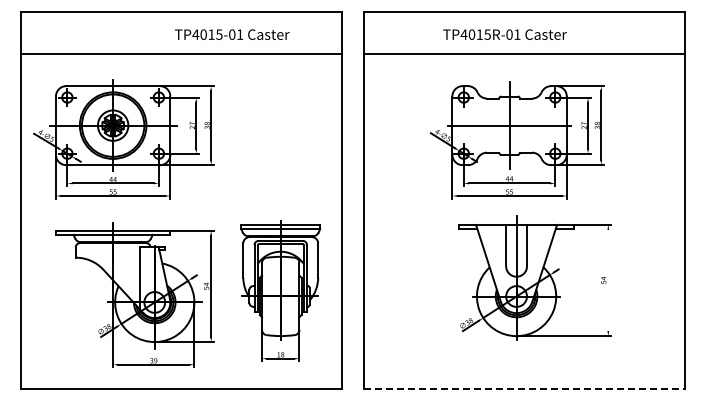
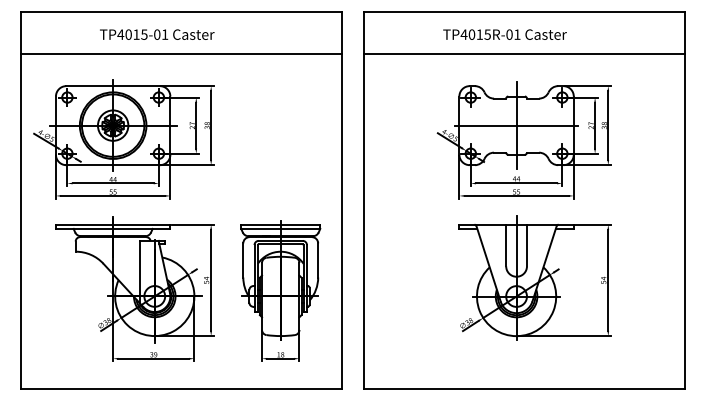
text position: (232, 34) -> (157, 34) (157, 34)
part position: (516, 140) -> (523, 140) (523, 140)
line: none -> present (608, 279)
part position: (134, 294) -> (134, 288) (134, 288)
line: dashed -> solid (525, 388)
